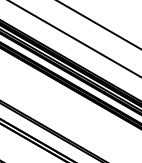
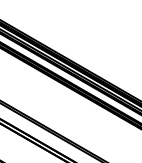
line: present -> none (98, 25)
line: present -> none (74, 38)
